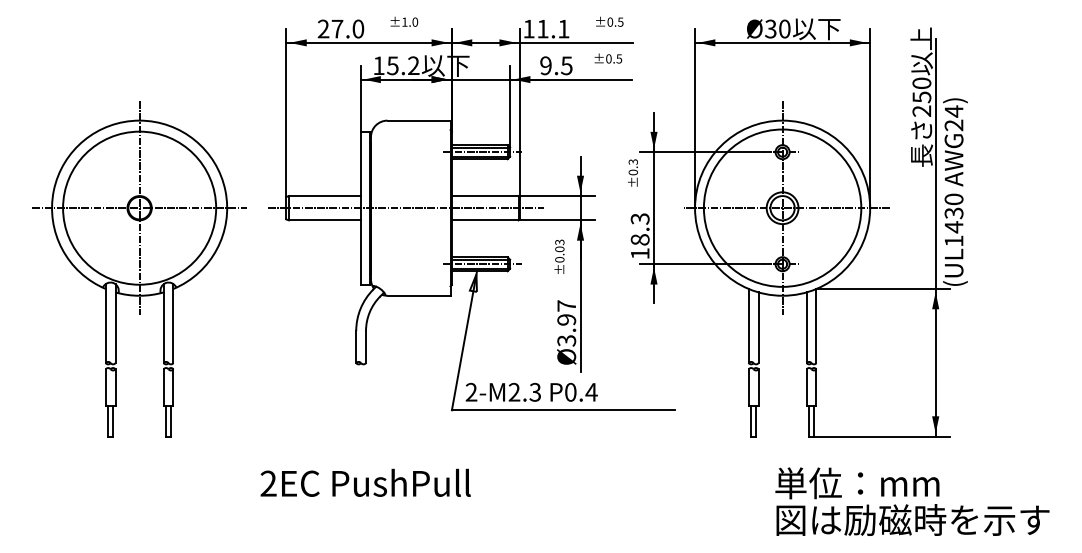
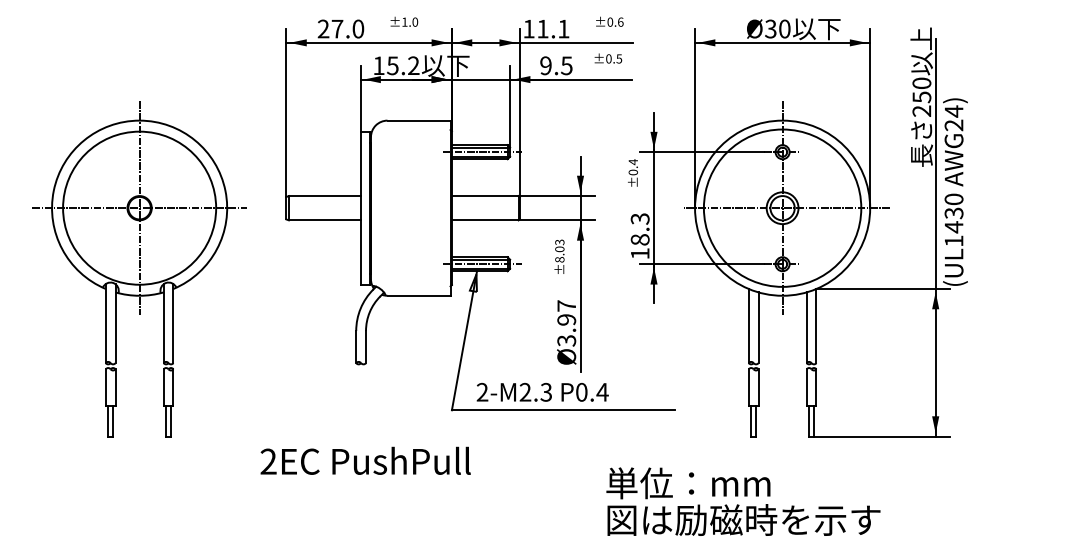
text: ±0.5 -> ±0.6 (620, 21)
text: ±0.3 -> ±0.4 (632, 162)
line: present -> none (405, 208)
text: ±0.03 -> ±8.03 (560, 259)
text position: (531, 392) -> (542, 392) (542, 392)
text position: (365, 482) -> (365, 460) (365, 460)
text position: (912, 501) -> (743, 501) (743, 501)
